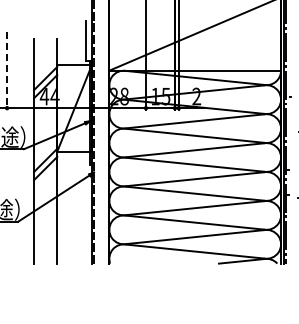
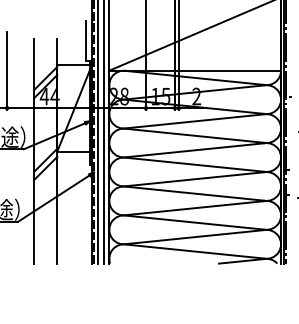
line: dashed -> solid (7, 71)
line: none -> present (97, 132)
line: none -> present (103, 132)
